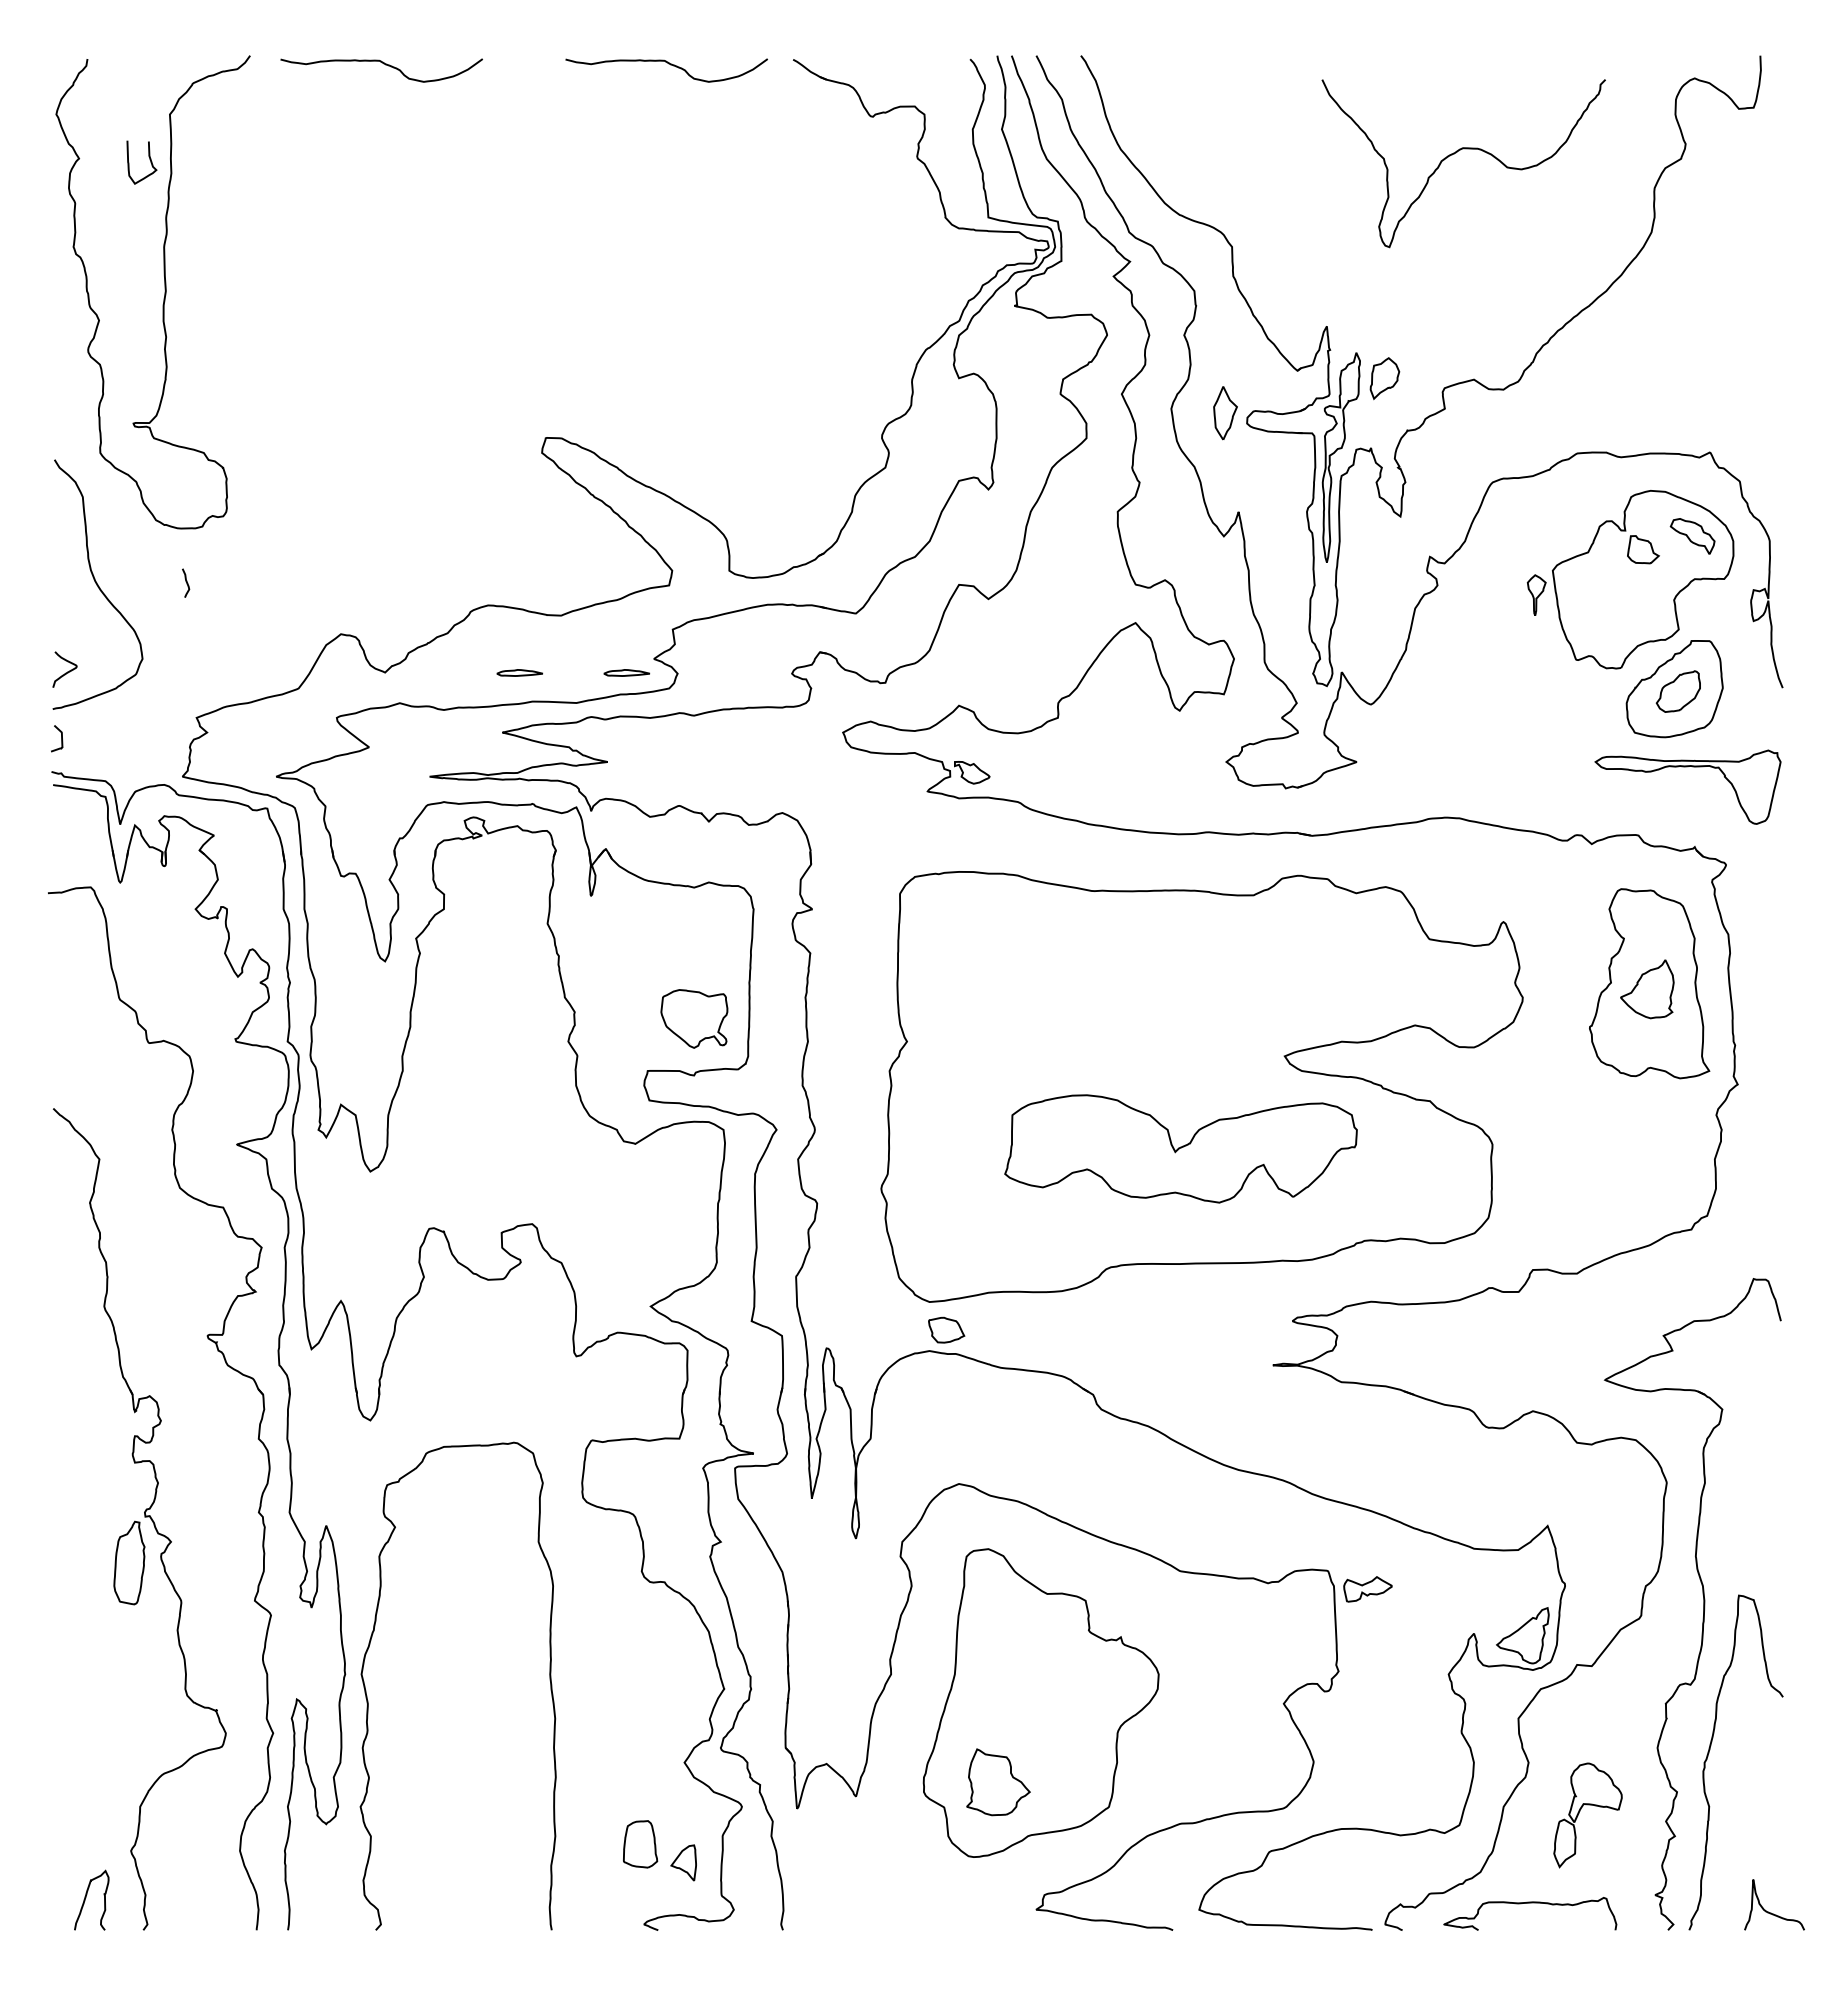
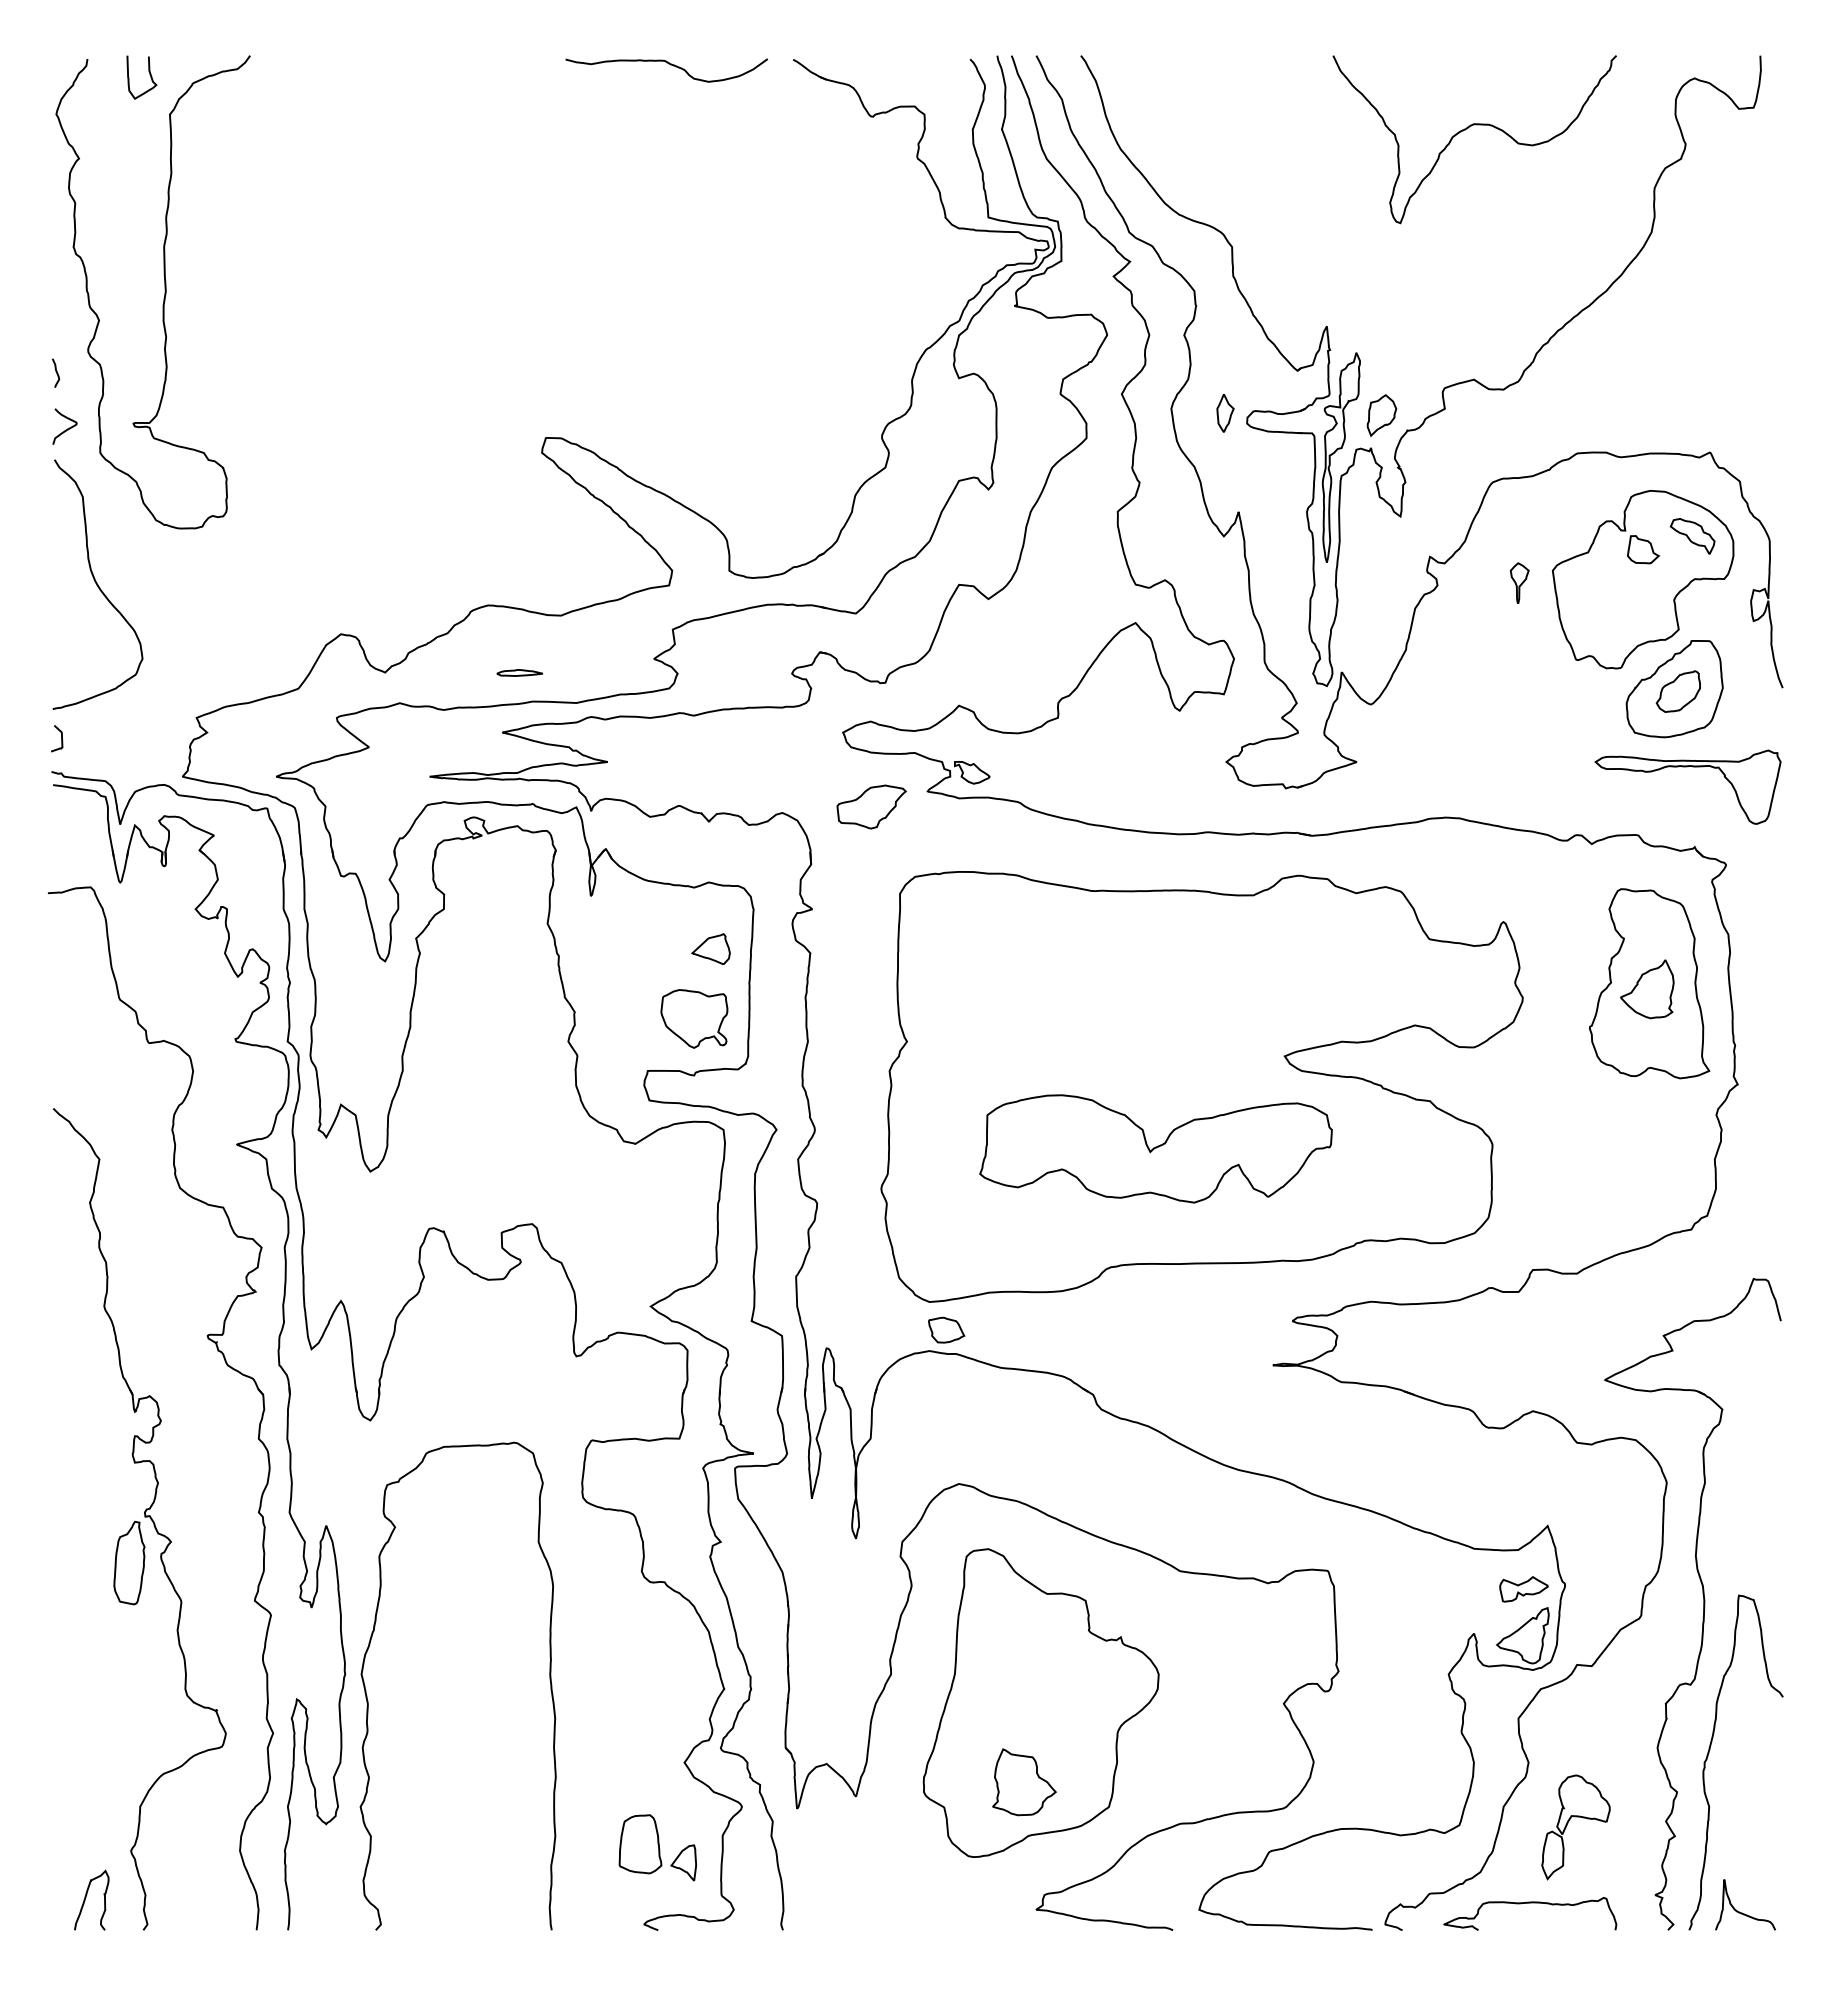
curve: present -> none (383, 64)
curve position: (1456, 153) -> (1467, 129) (1467, 129)
curve position: (149, 159) -> (149, 74) (149, 74)
part position: (1384, 378) -> (1381, 415) (1381, 415)
part size: 25x55 px -> 19x39 px (1225, 413)
curve position: (186, 582) -> (56, 372) (56, 372)
part position: (1536, 594) -> (1519, 582) (1519, 582)
curve position: (65, 672) -> (65, 429) (65, 429)
part: present -> none (626, 672)
part: none -> present (871, 806)
part: none -> present (710, 948)
part position: (1180, 1148) -> (1155, 1148) (1155, 1148)
part position: (1367, 1589) -> (1523, 1589) (1523, 1589)
part position: (998, 1782) -> (1024, 1782) (1024, 1782)
part position: (1580, 1811) -> (1568, 1823) (1568, 1823)
part size: 36x49 px -> 45x61 px (640, 1844)
curve position: (1771, 1912) -> (1742, 1912) (1742, 1912)
